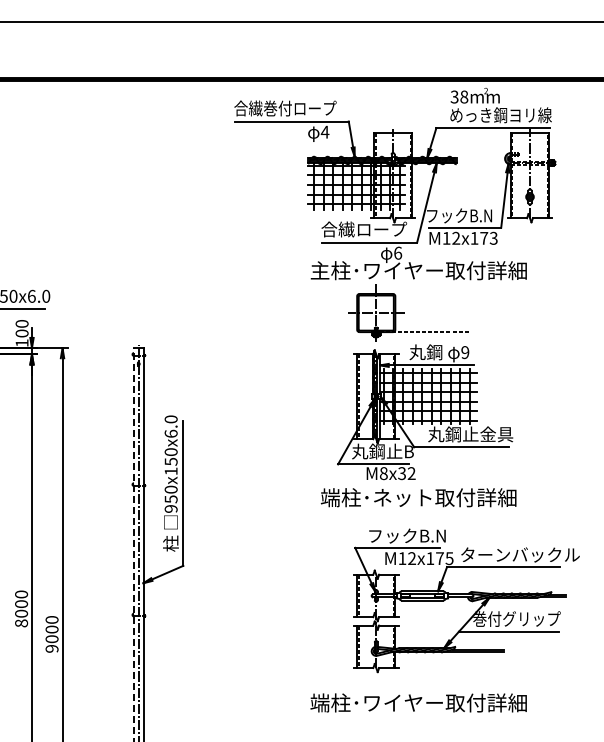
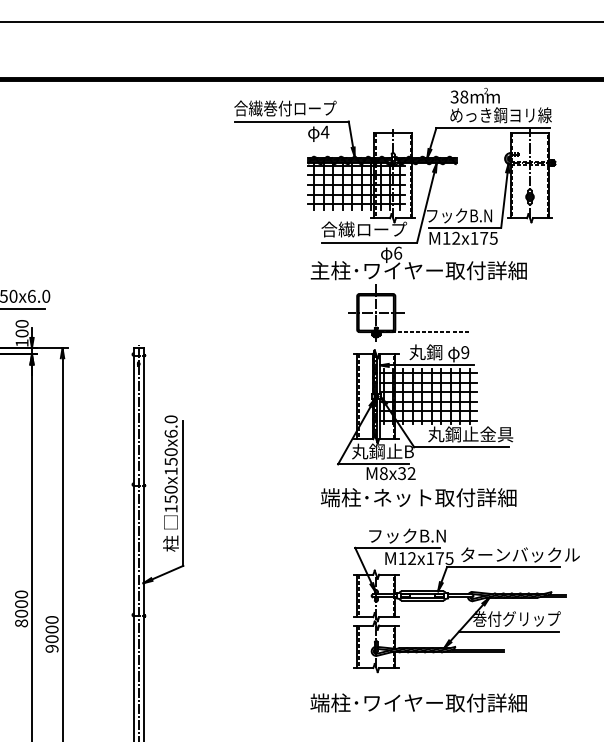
text: M12x173 -> M12x175 (493, 237)
text: 950x150x6.0 -> 150x150x6.0 (170, 508)
line: dashed -> solid (133, 544)
